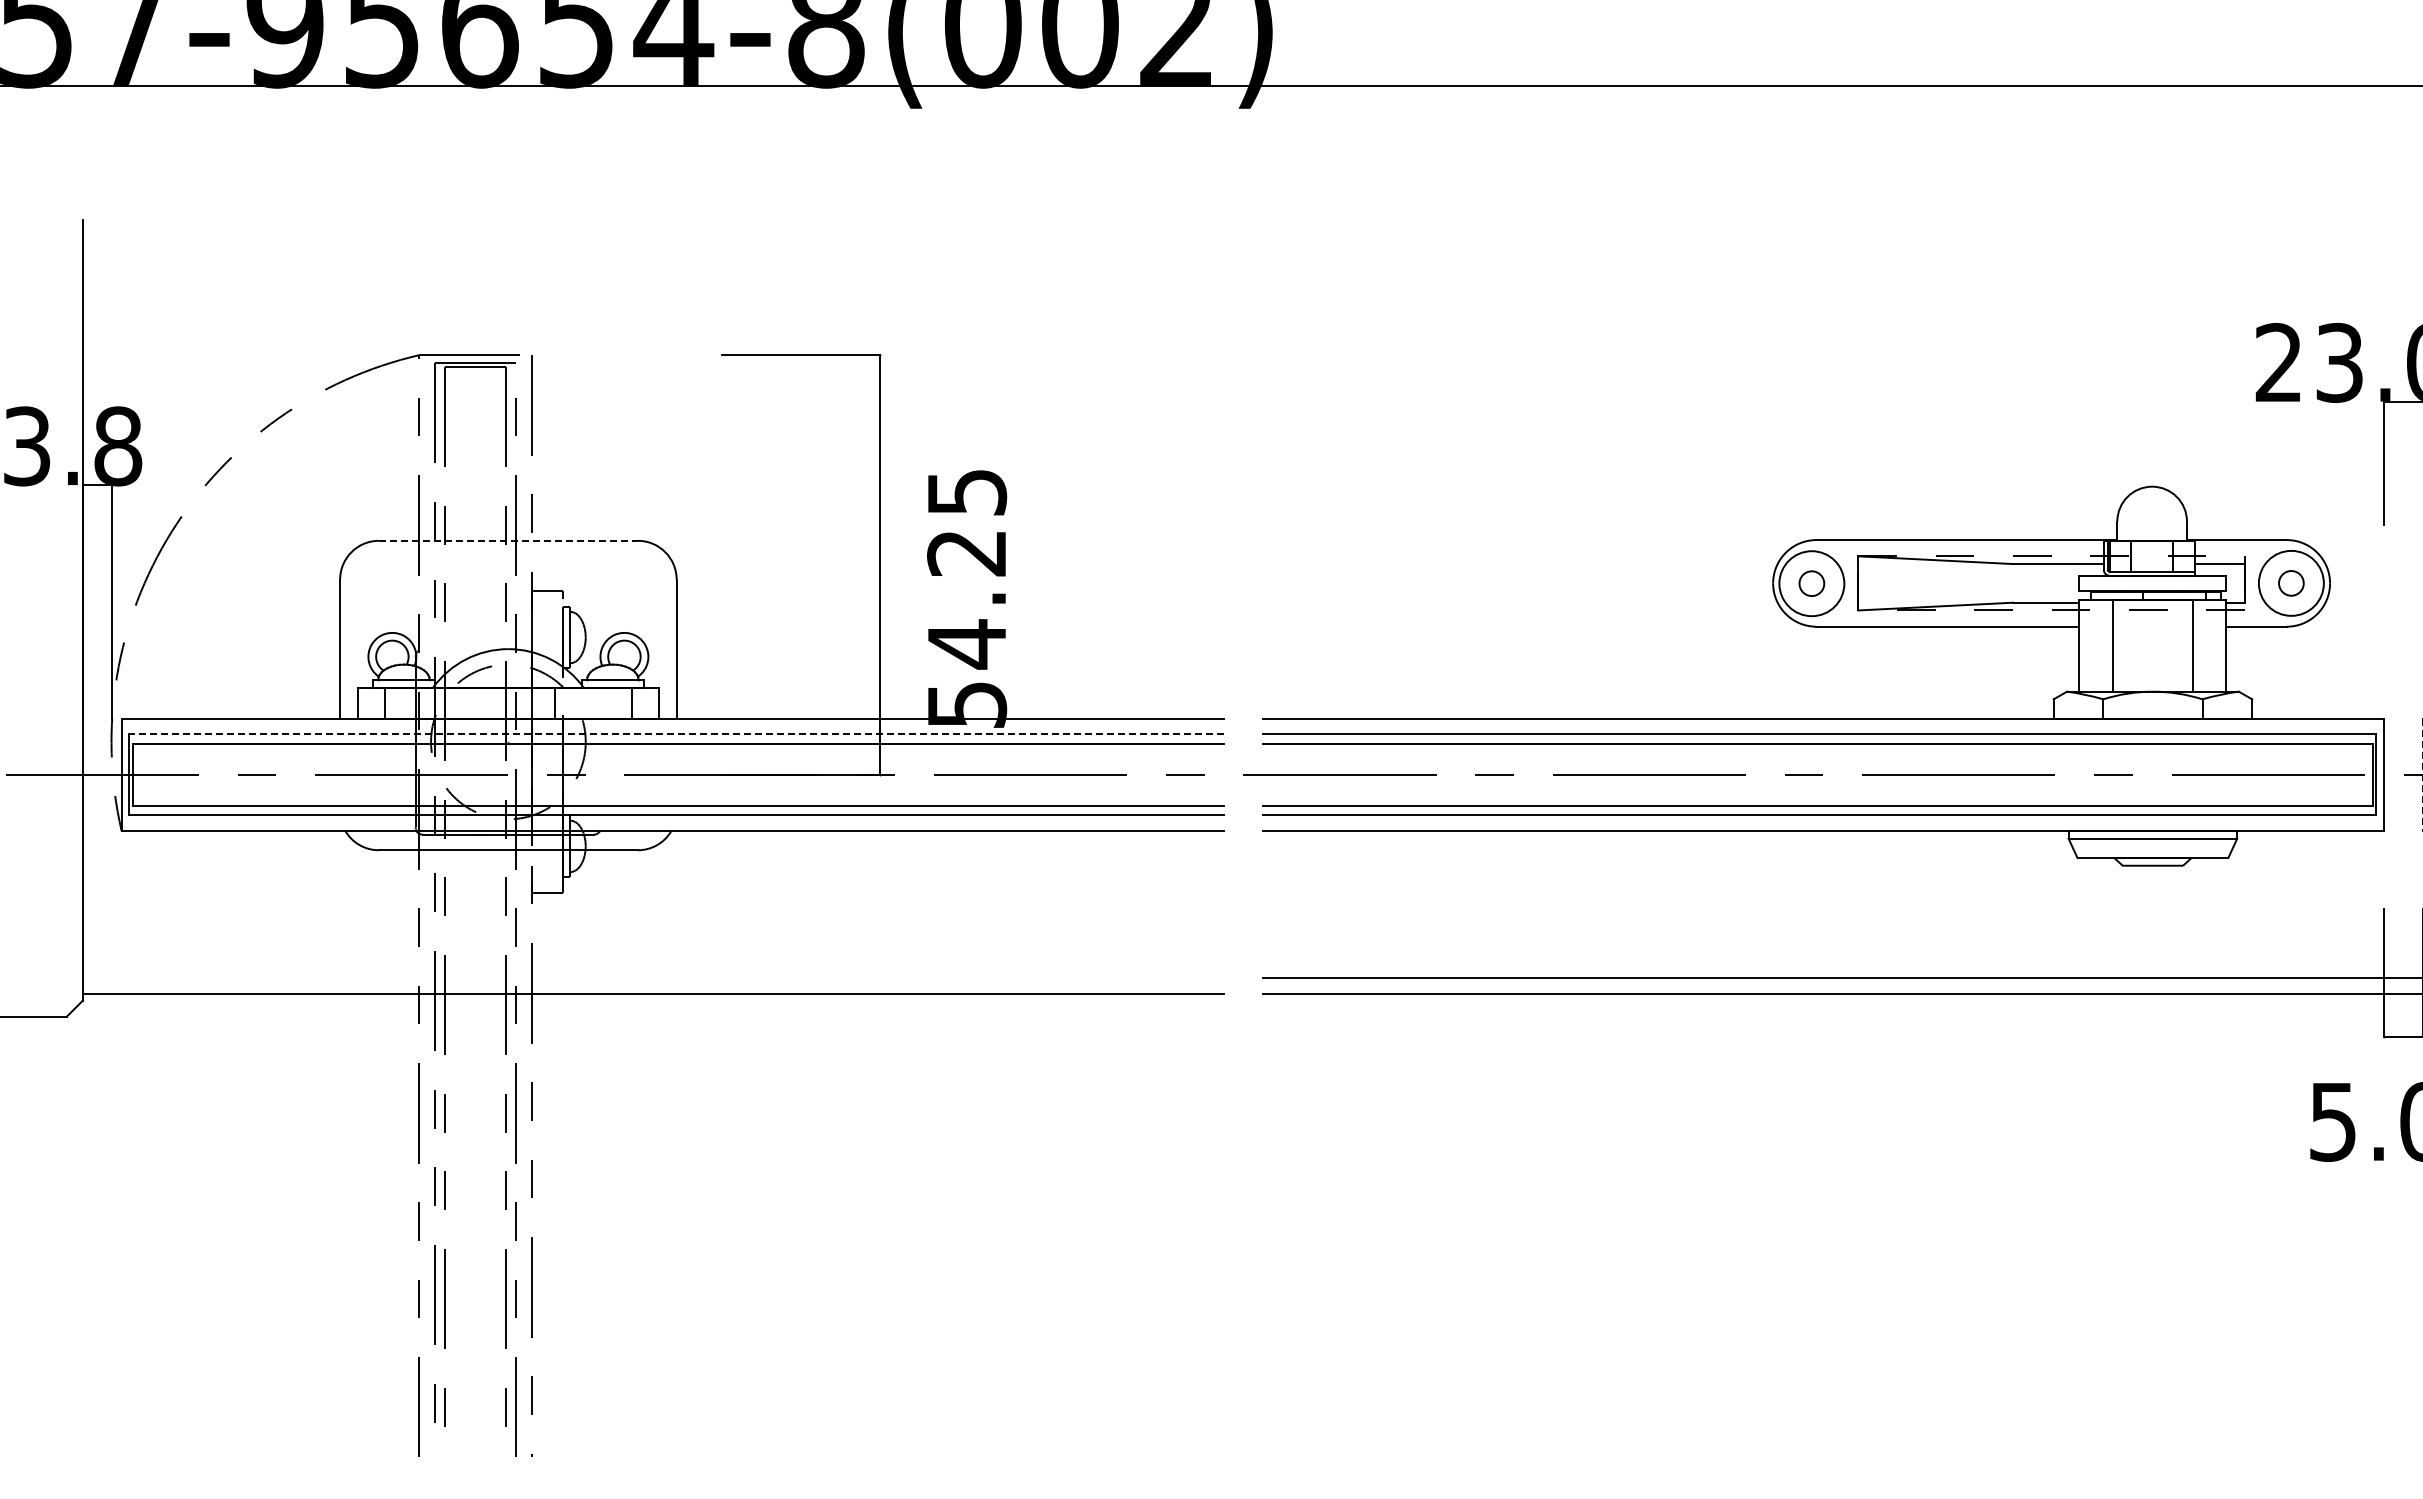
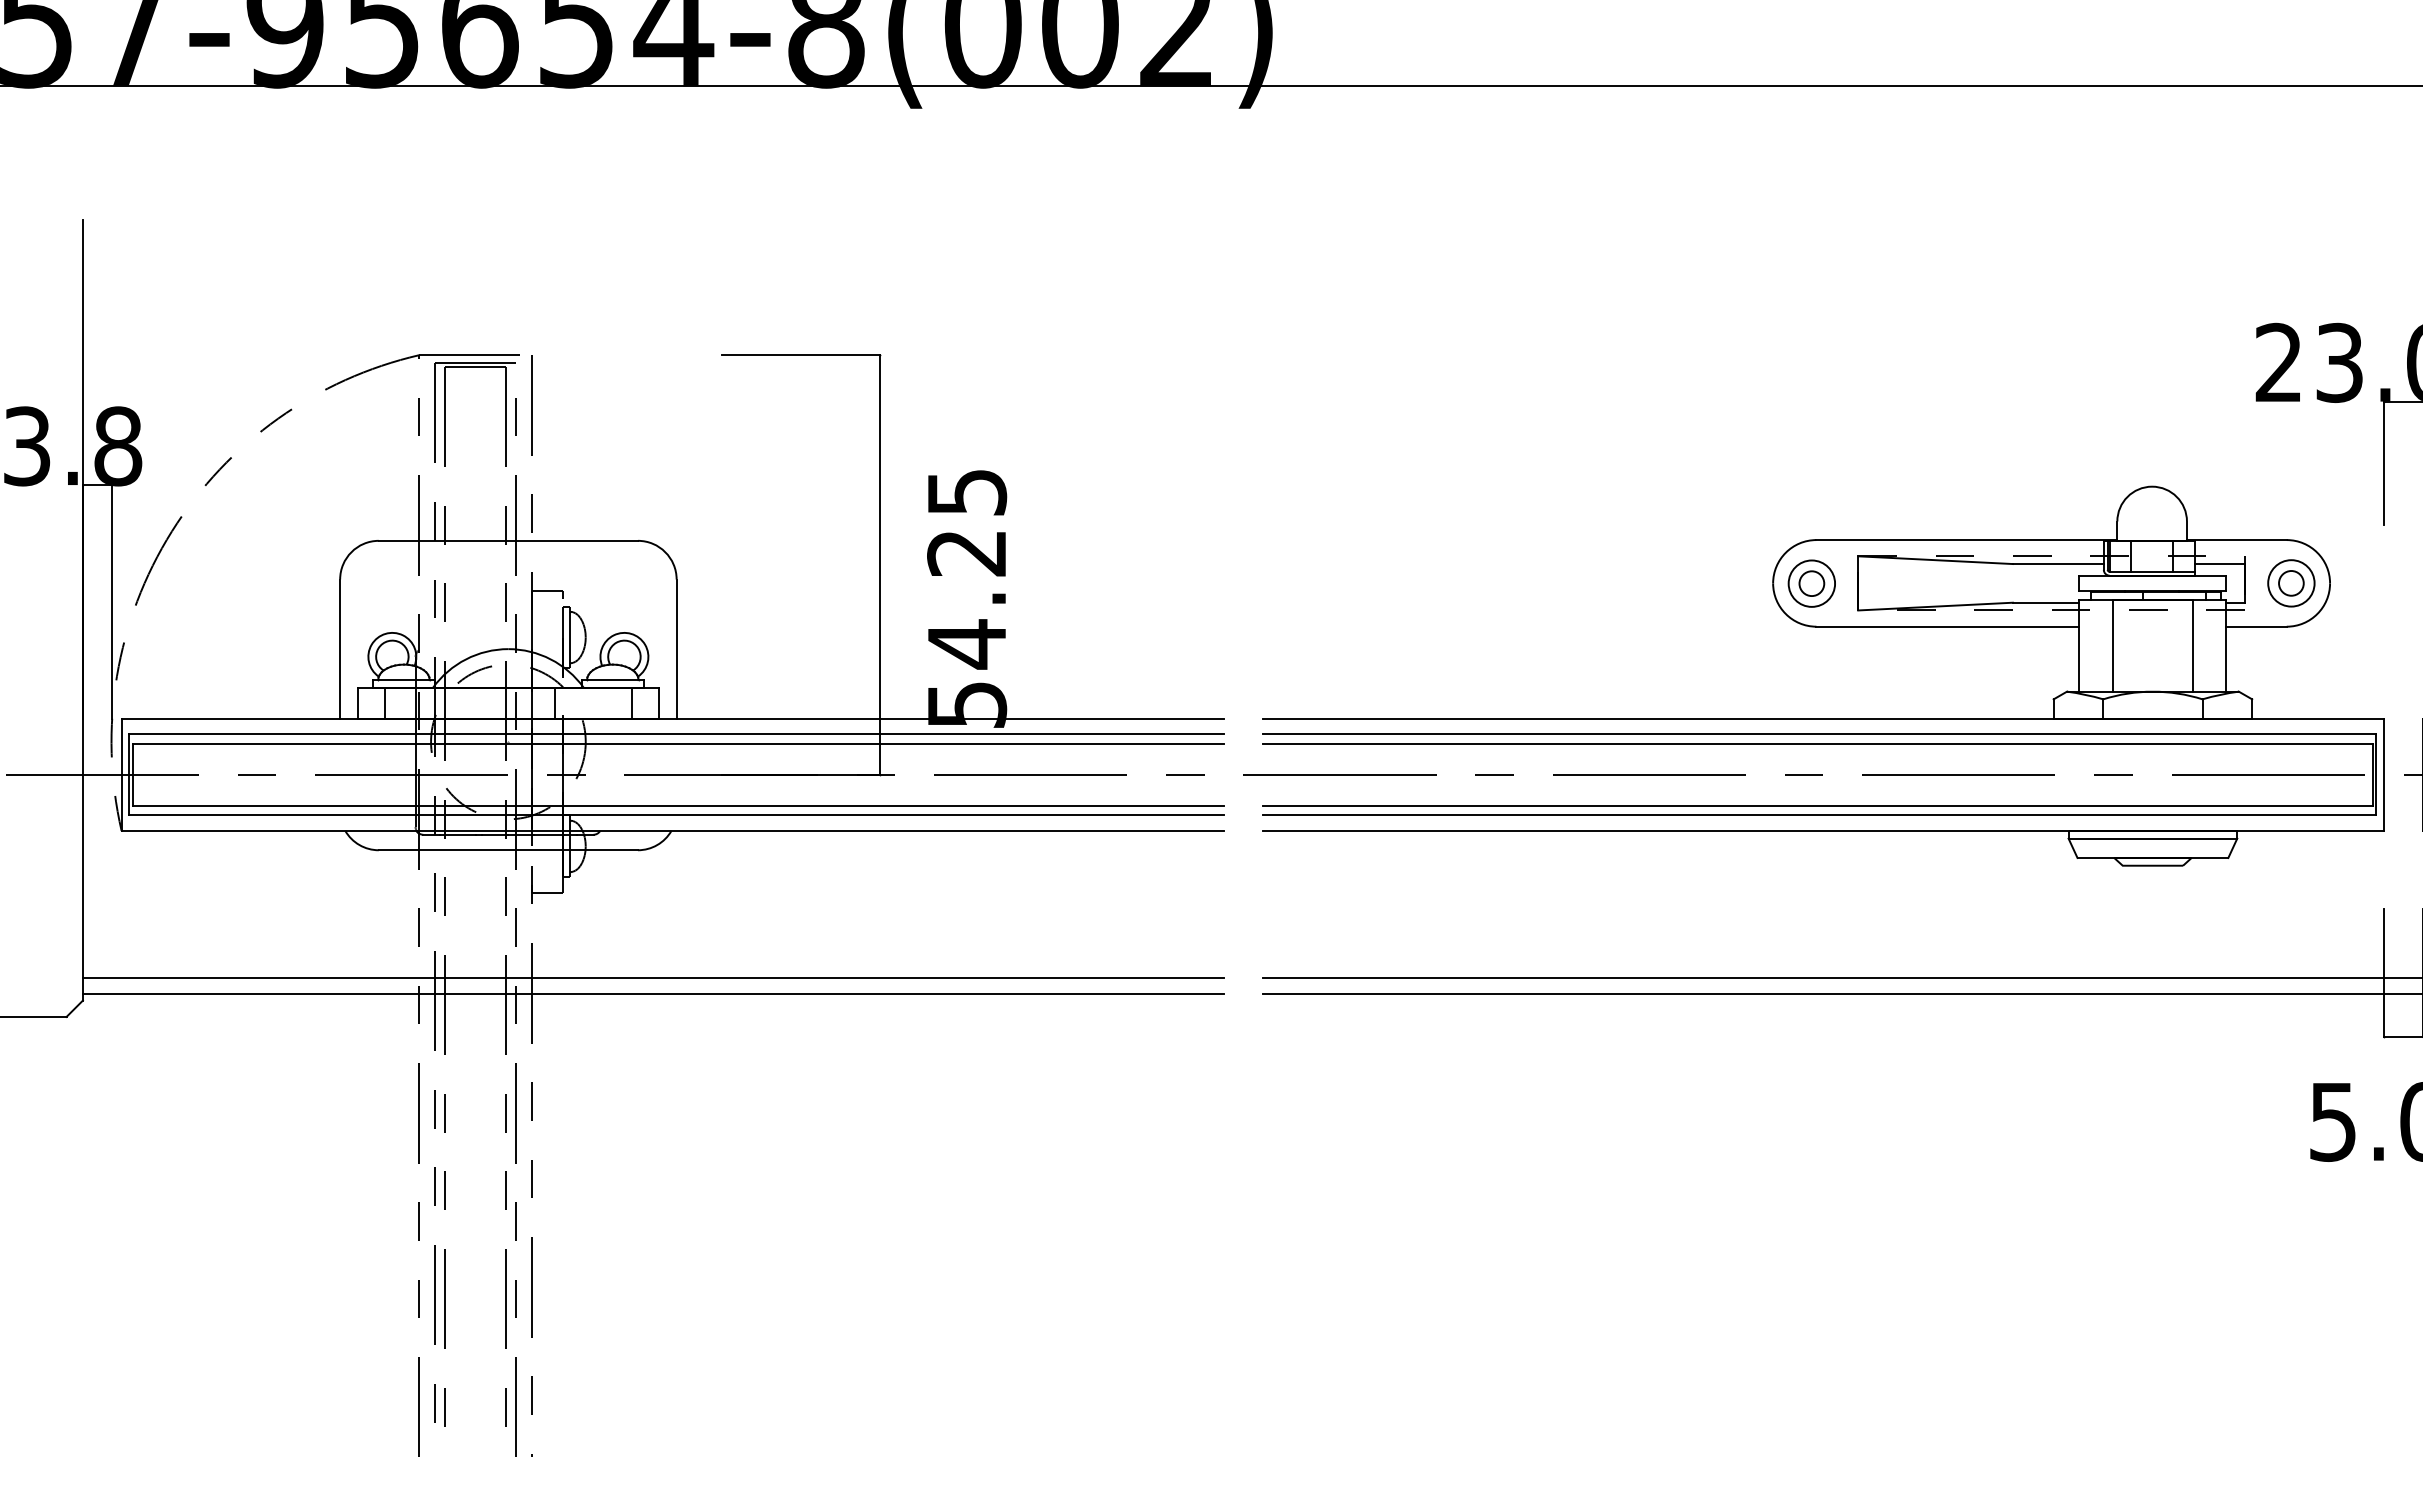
line: dashed -> solid (508, 540)
circle diameter: 65 px -> 46 px (2291, 583)
circle diameter: 65 px -> 46 px (1811, 583)
line: dashed -> solid (676, 734)
line: dashed -> solid (2422, 775)
line: none -> present (652, 977)
